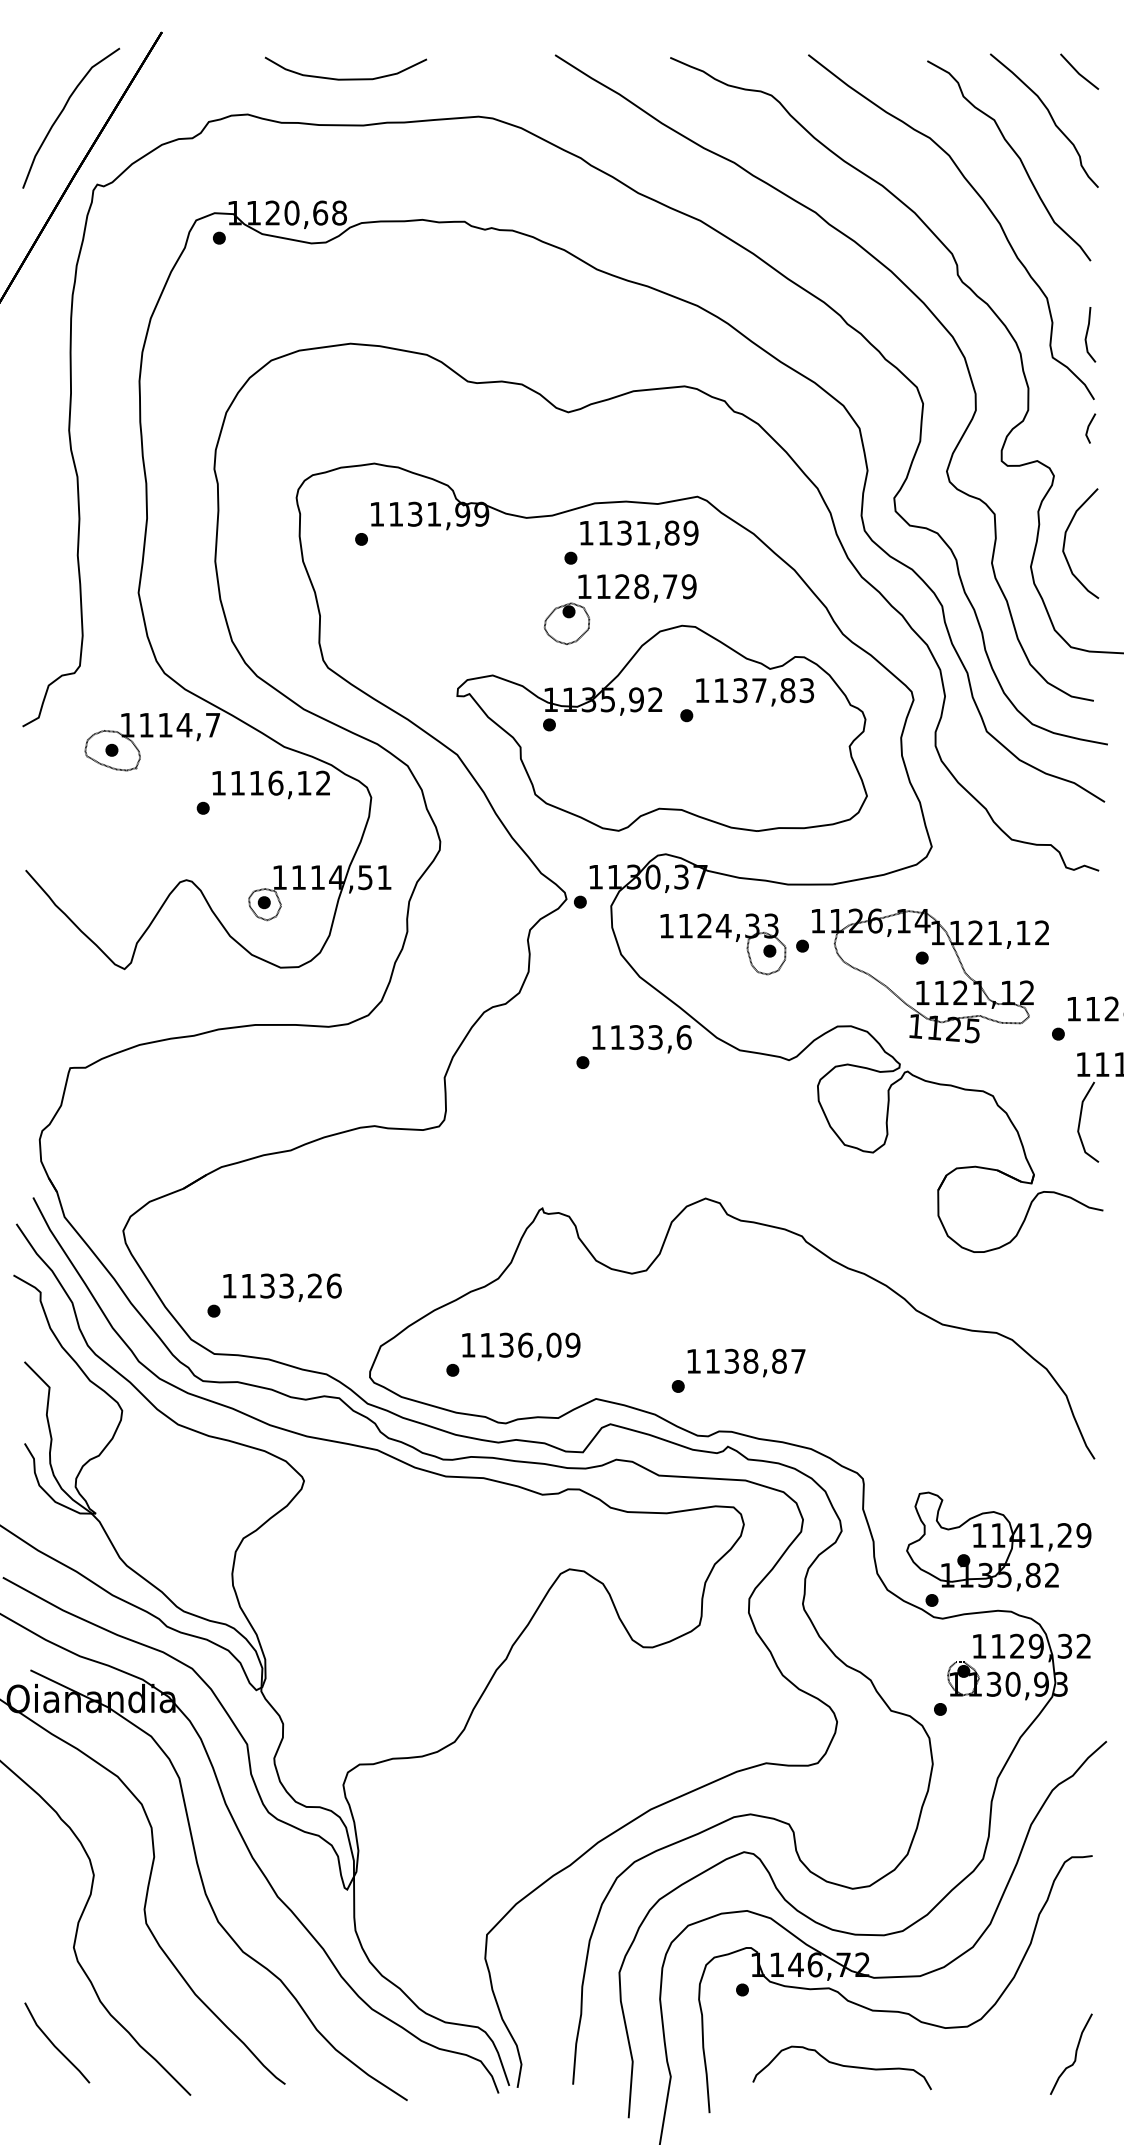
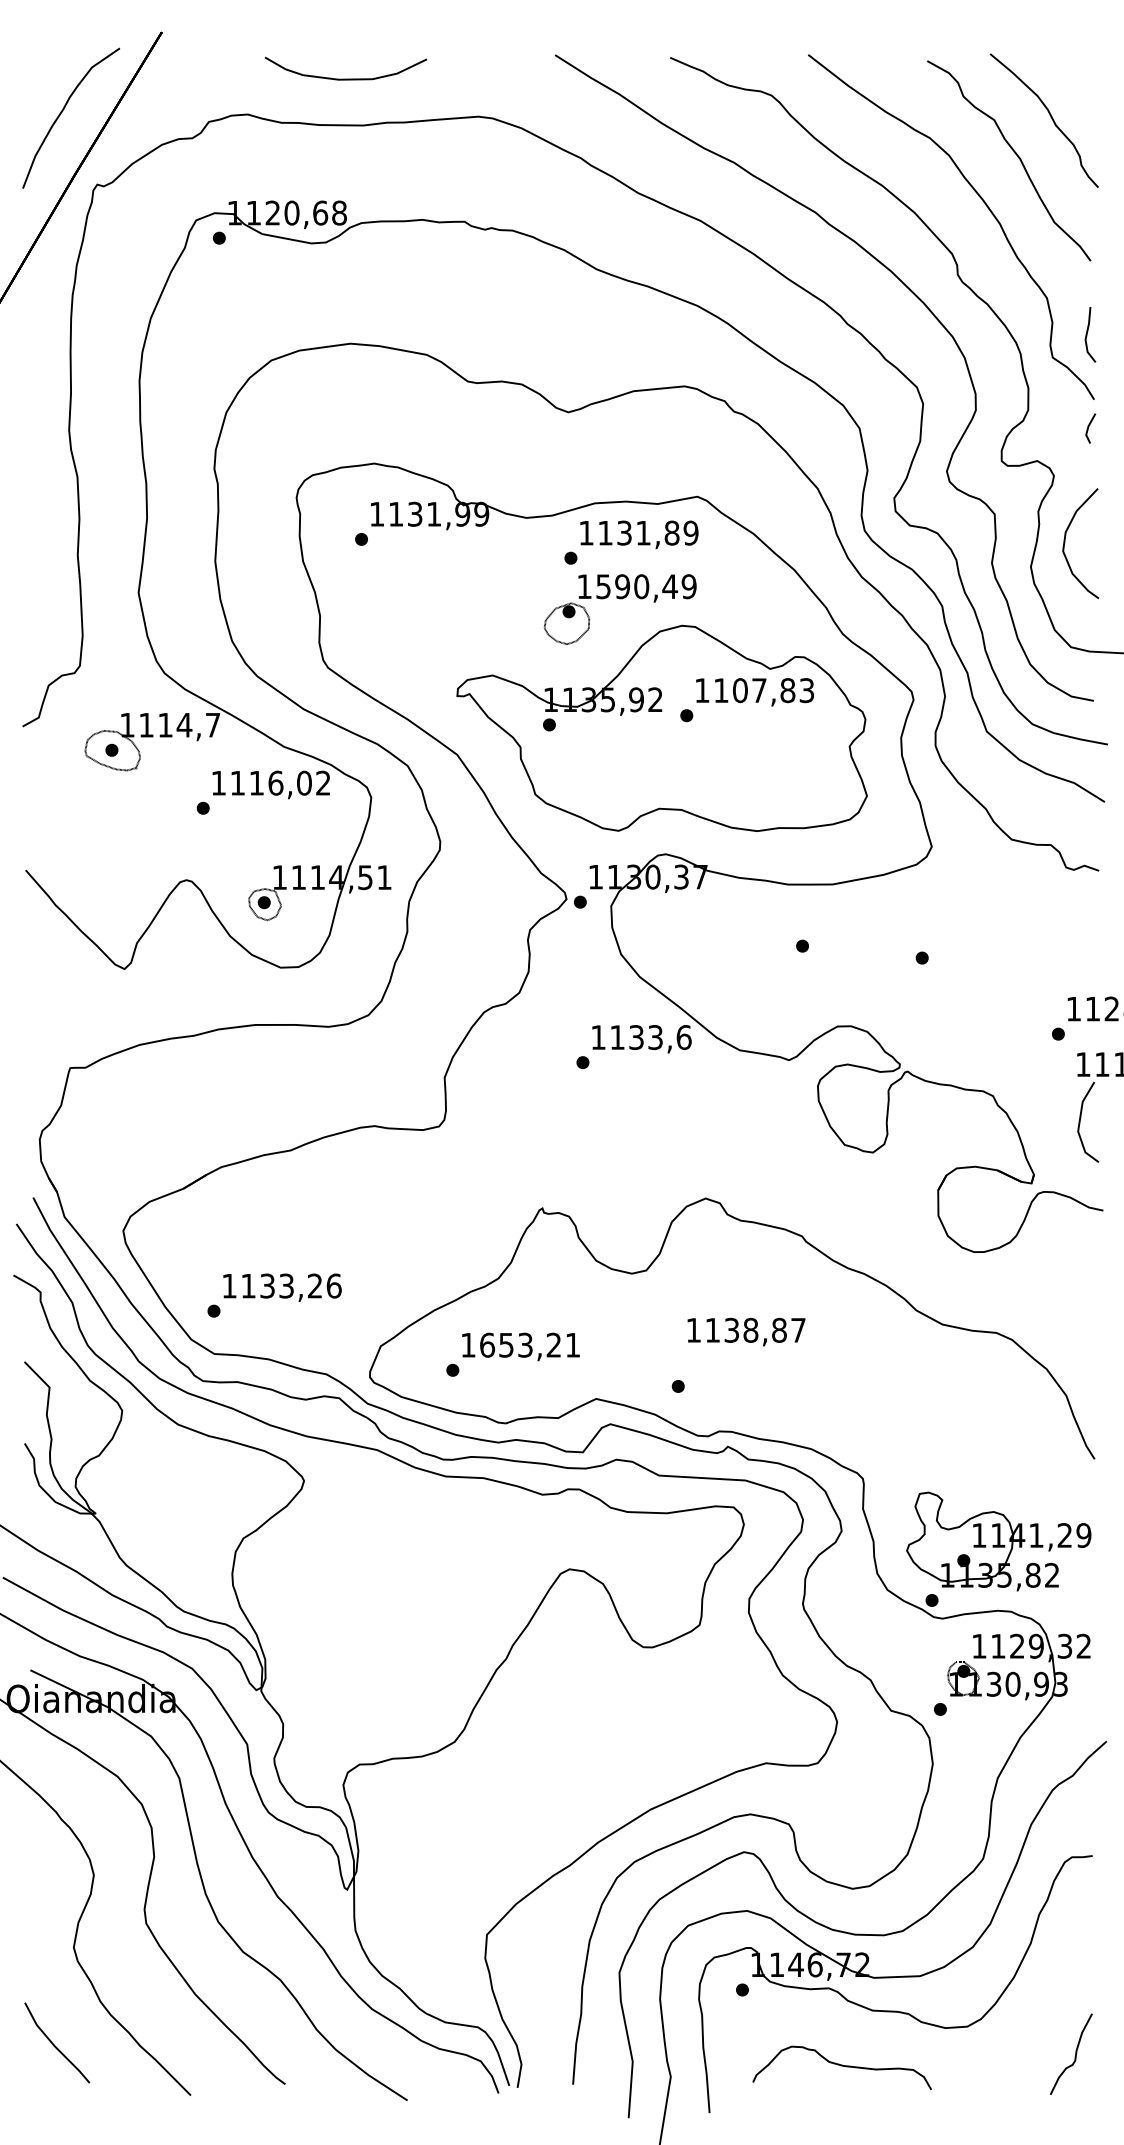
part: present -> none (1079, 71)
text: 1128,79 -> 1590,49 (637, 586)
text: 1137,83 -> 1107,83 (740, 690)
text: 1116,12 -> 1116,02 (304, 782)
part: present -> none (726, 938)
part: present -> none (930, 975)
text: 1136,09 -> 1653,21 (530, 1344)
text position: (746, 1362) -> (746, 1331) (746, 1331)
